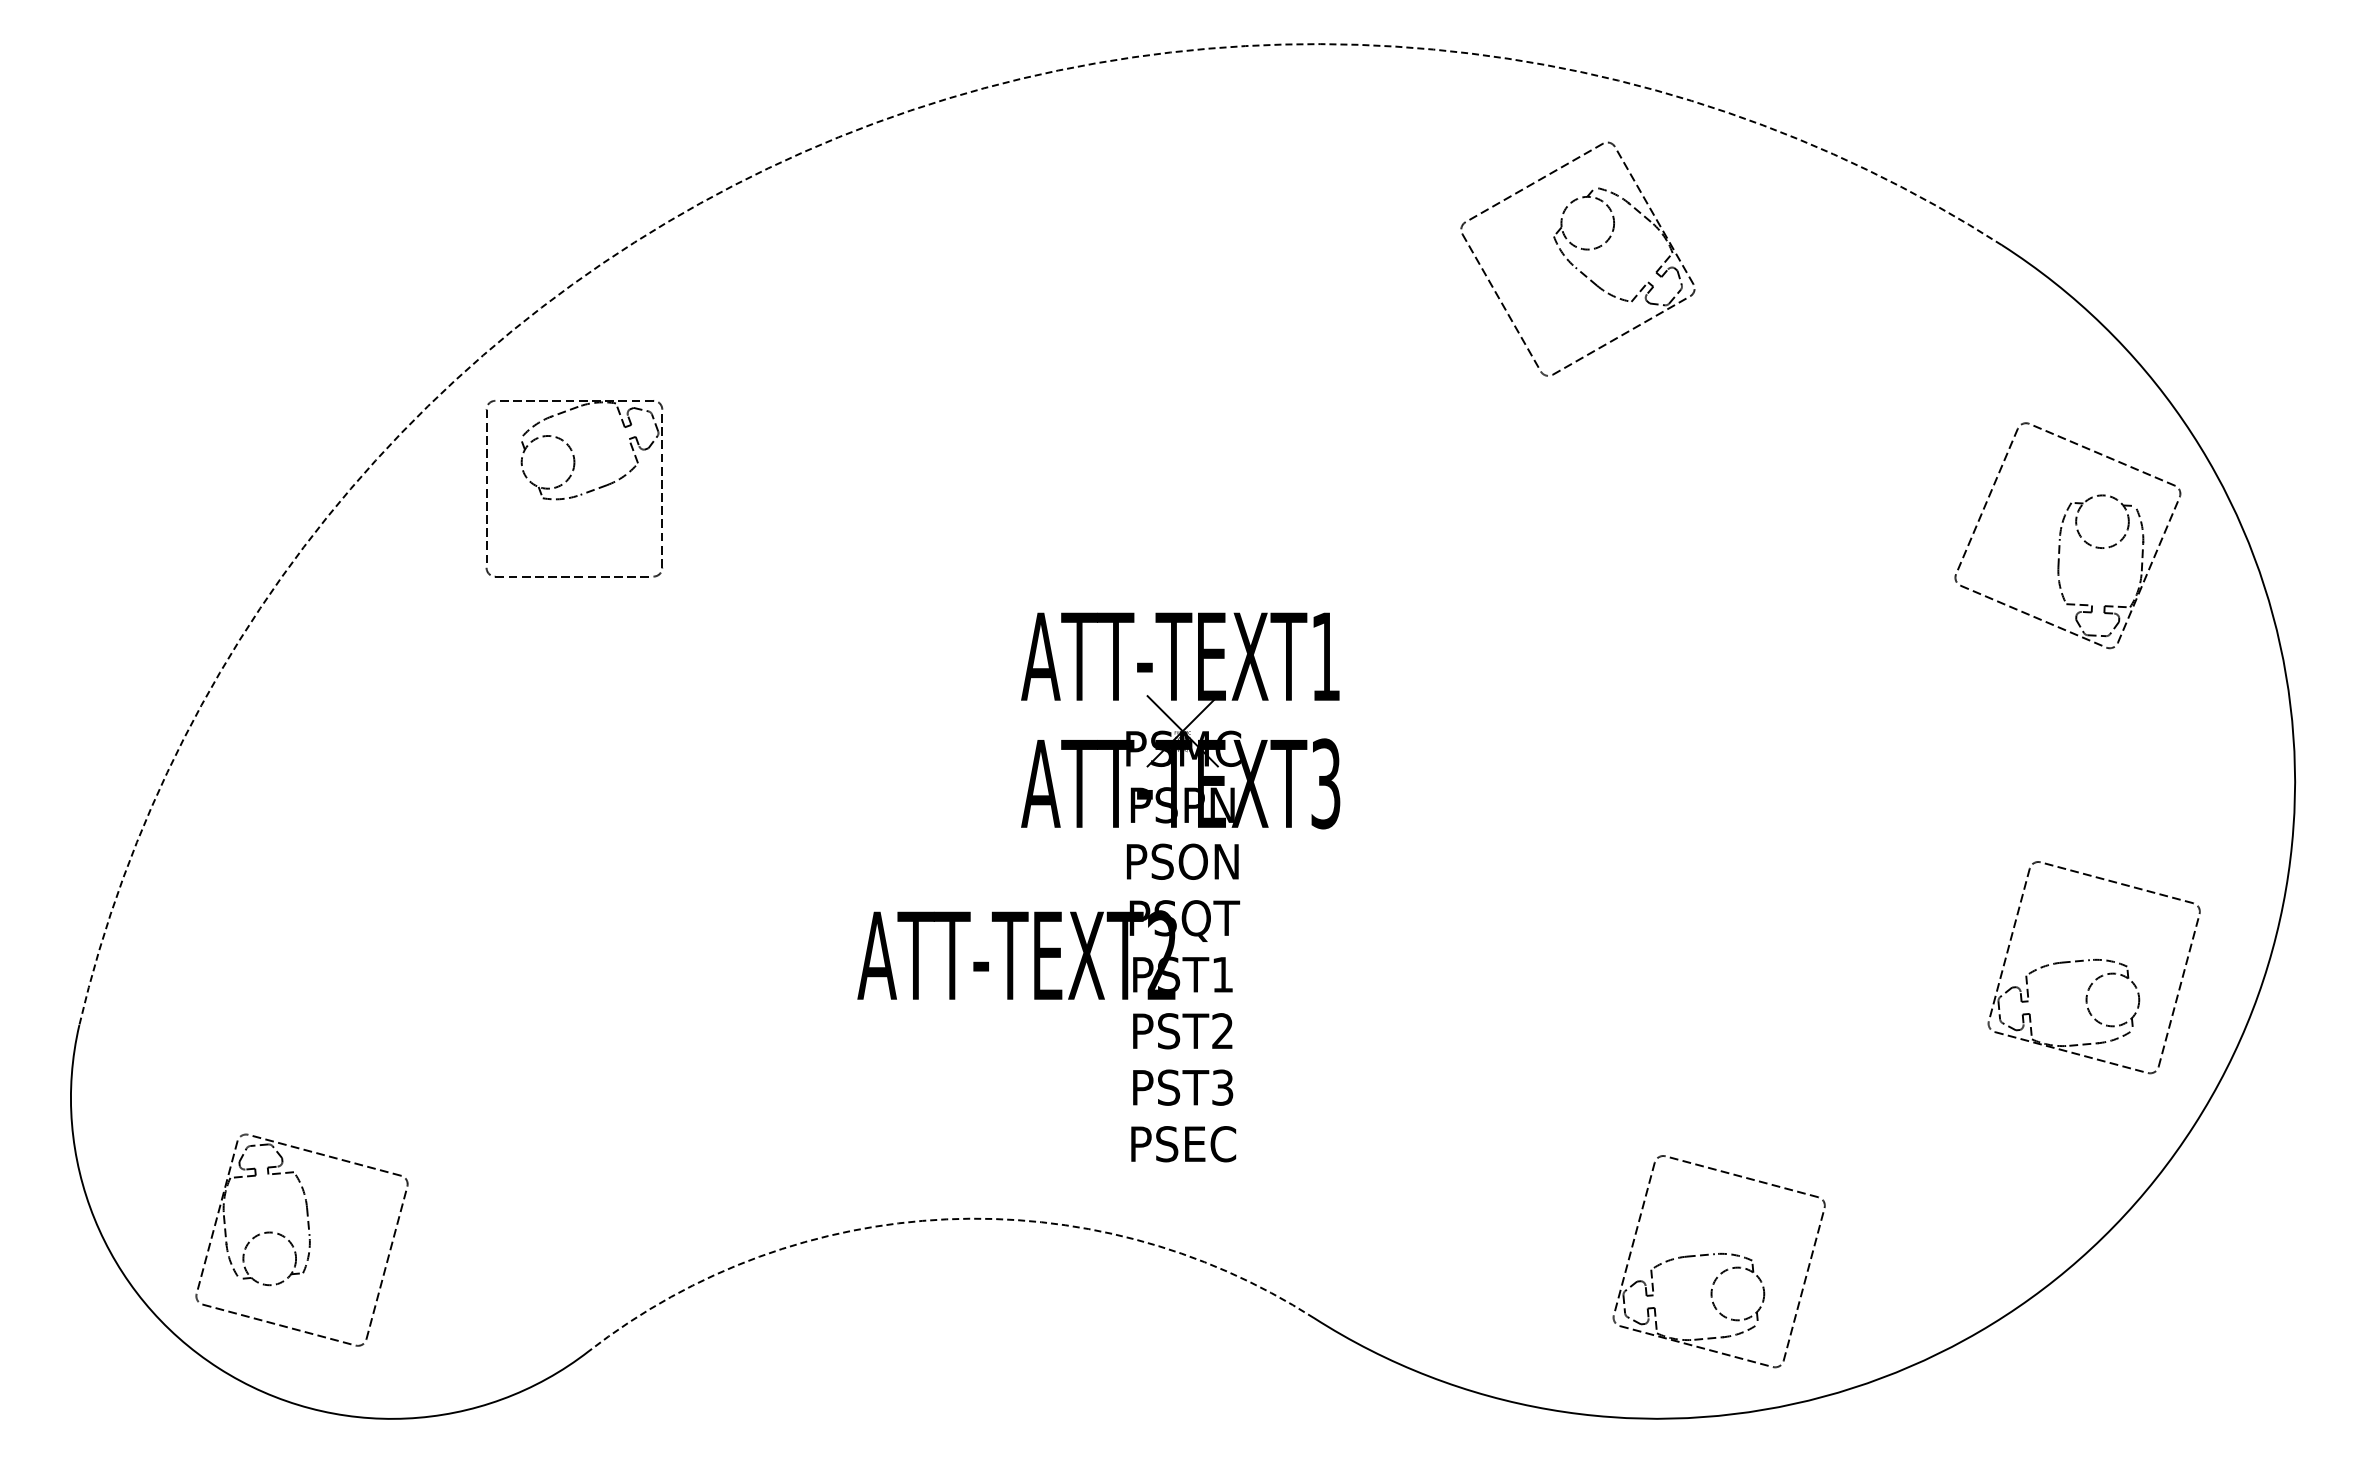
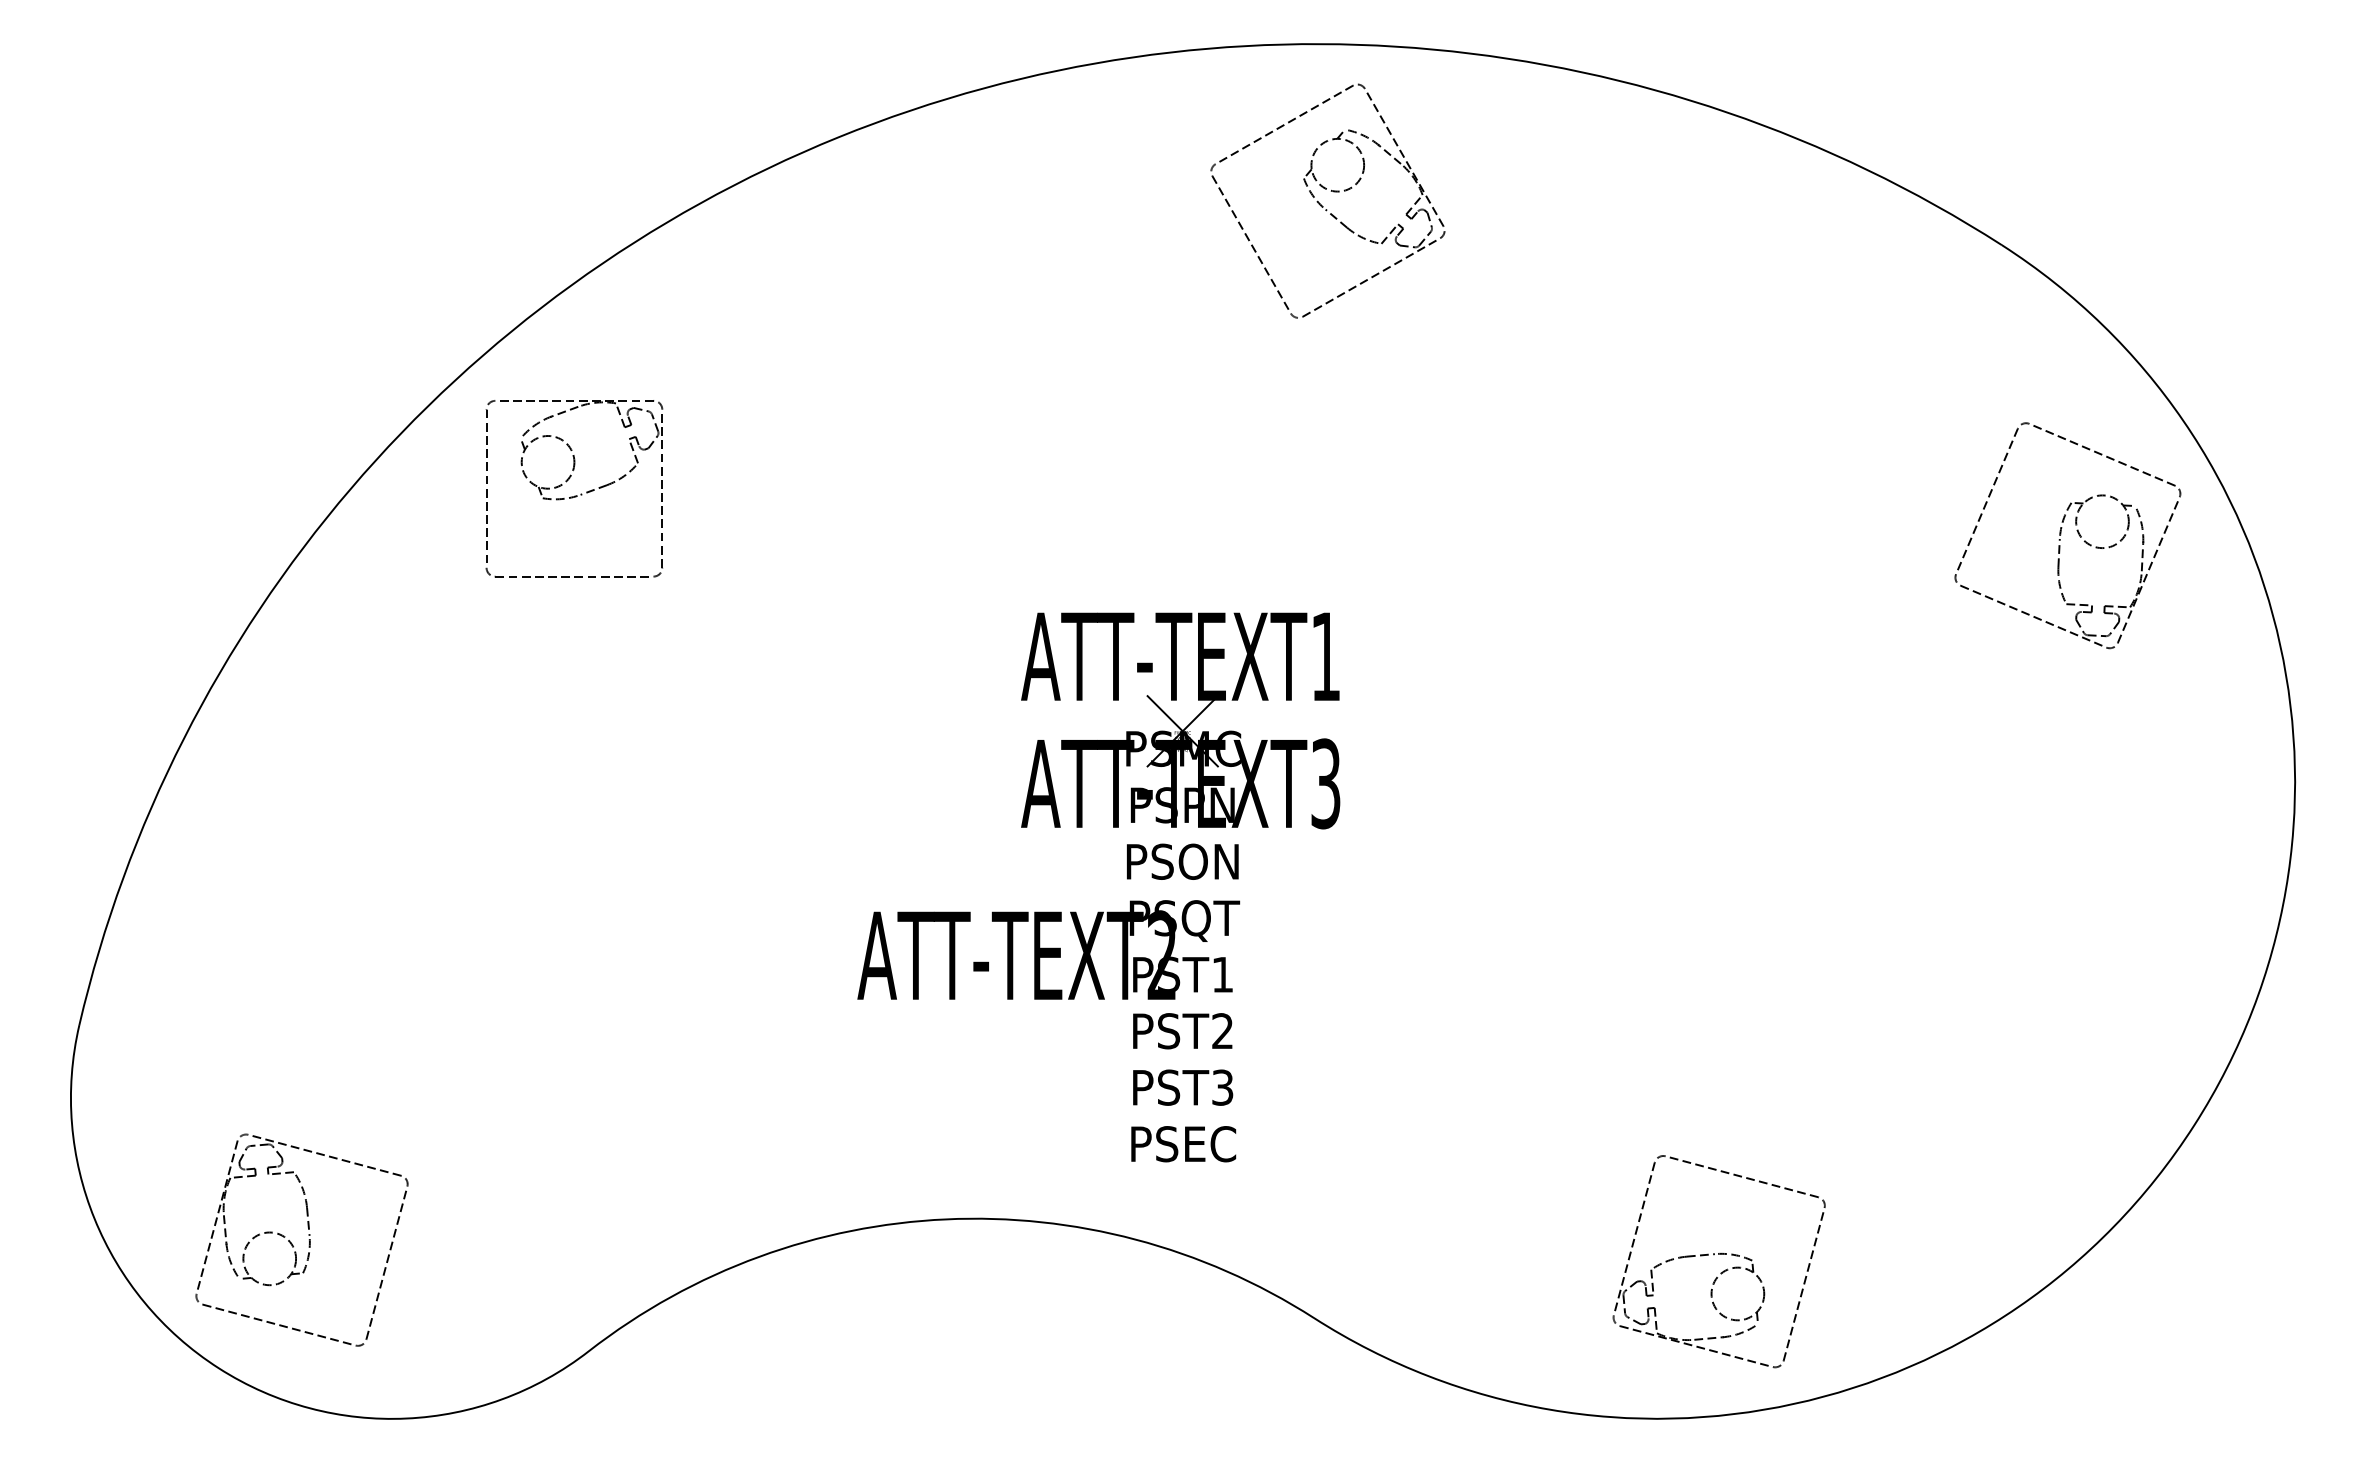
arc: dashed -> solid (838, 137)
part position: (1572, 263) -> (1322, 205) (1322, 205)
part: present -> none (2093, 960)
arc: dashed -> solid (946, 1219)
